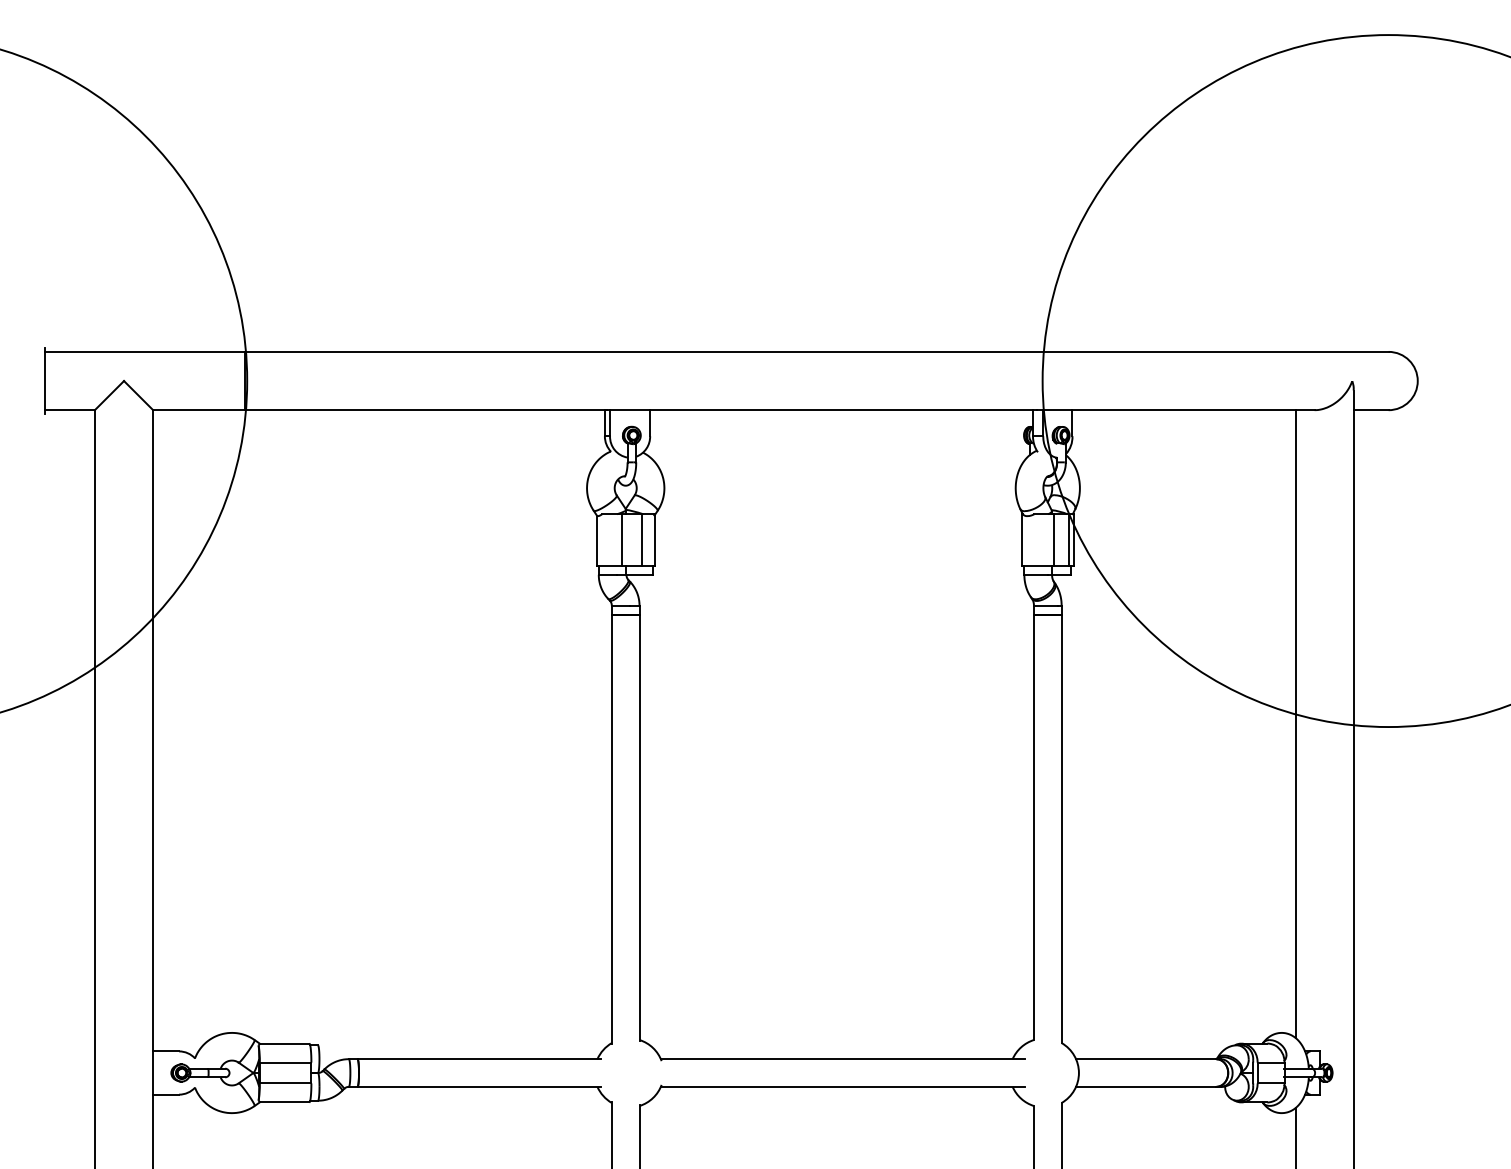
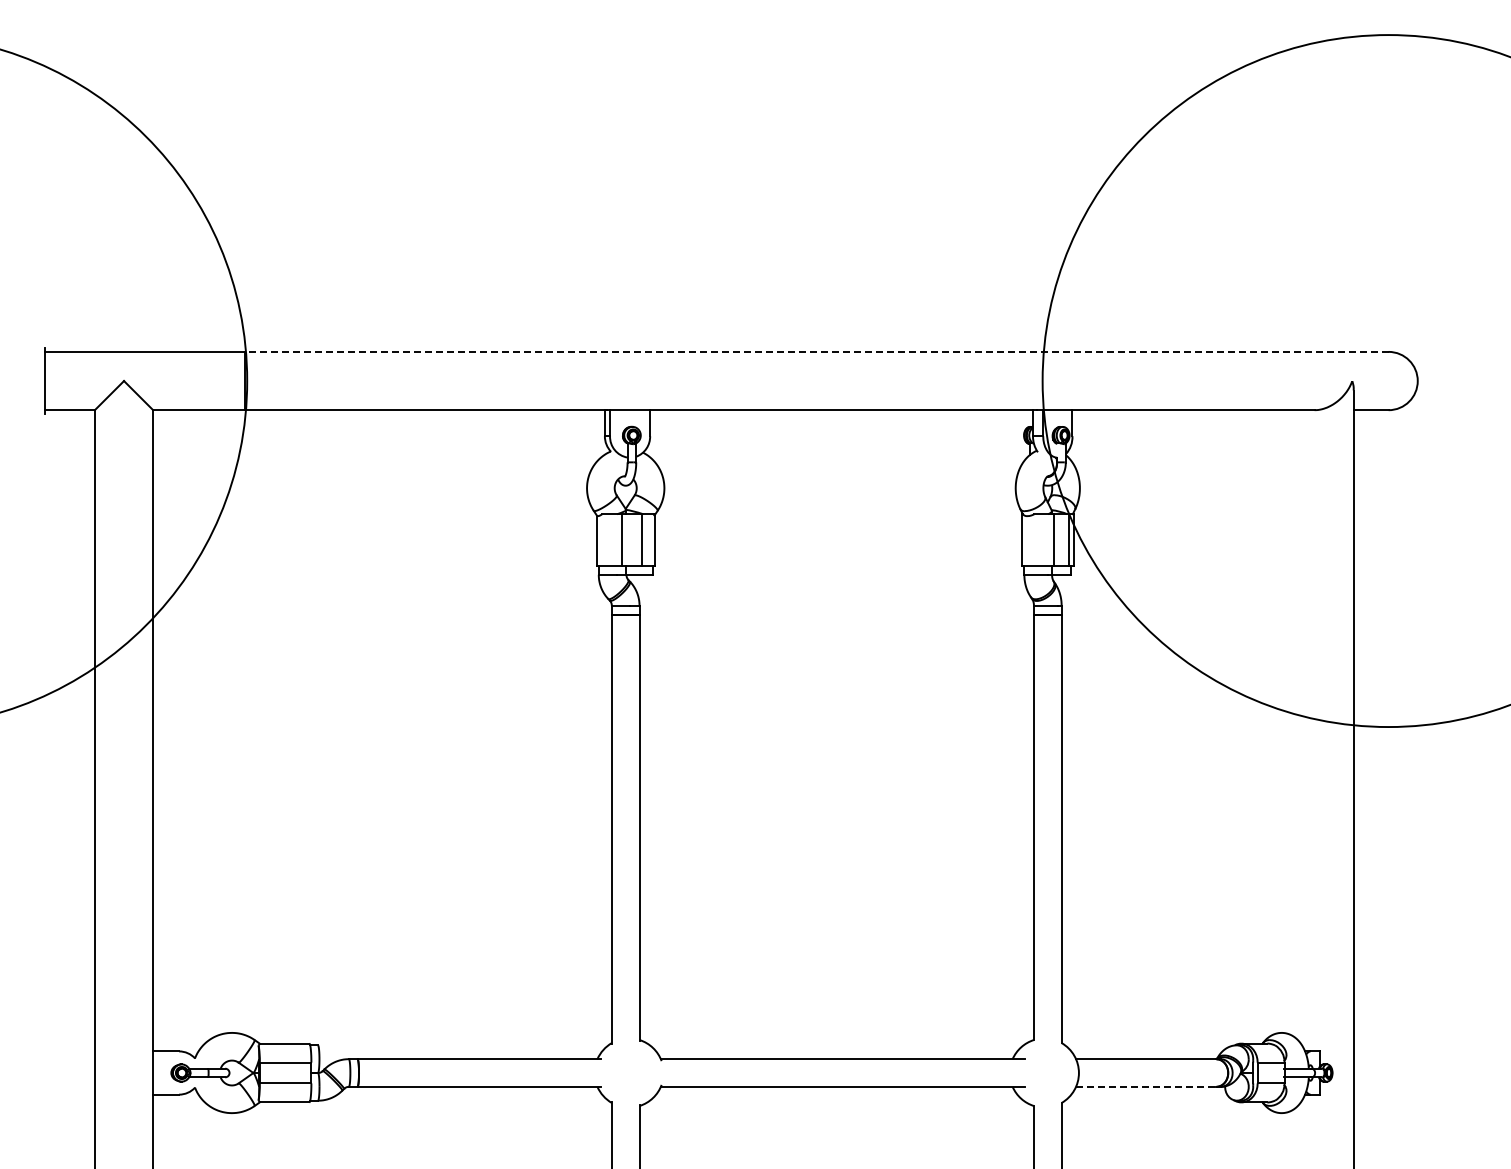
line: solid -> dashed (816, 351)
line: present -> none (1295, 724)
line: solid -> dashed (1146, 1086)
line: present -> none (1295, 1136)
